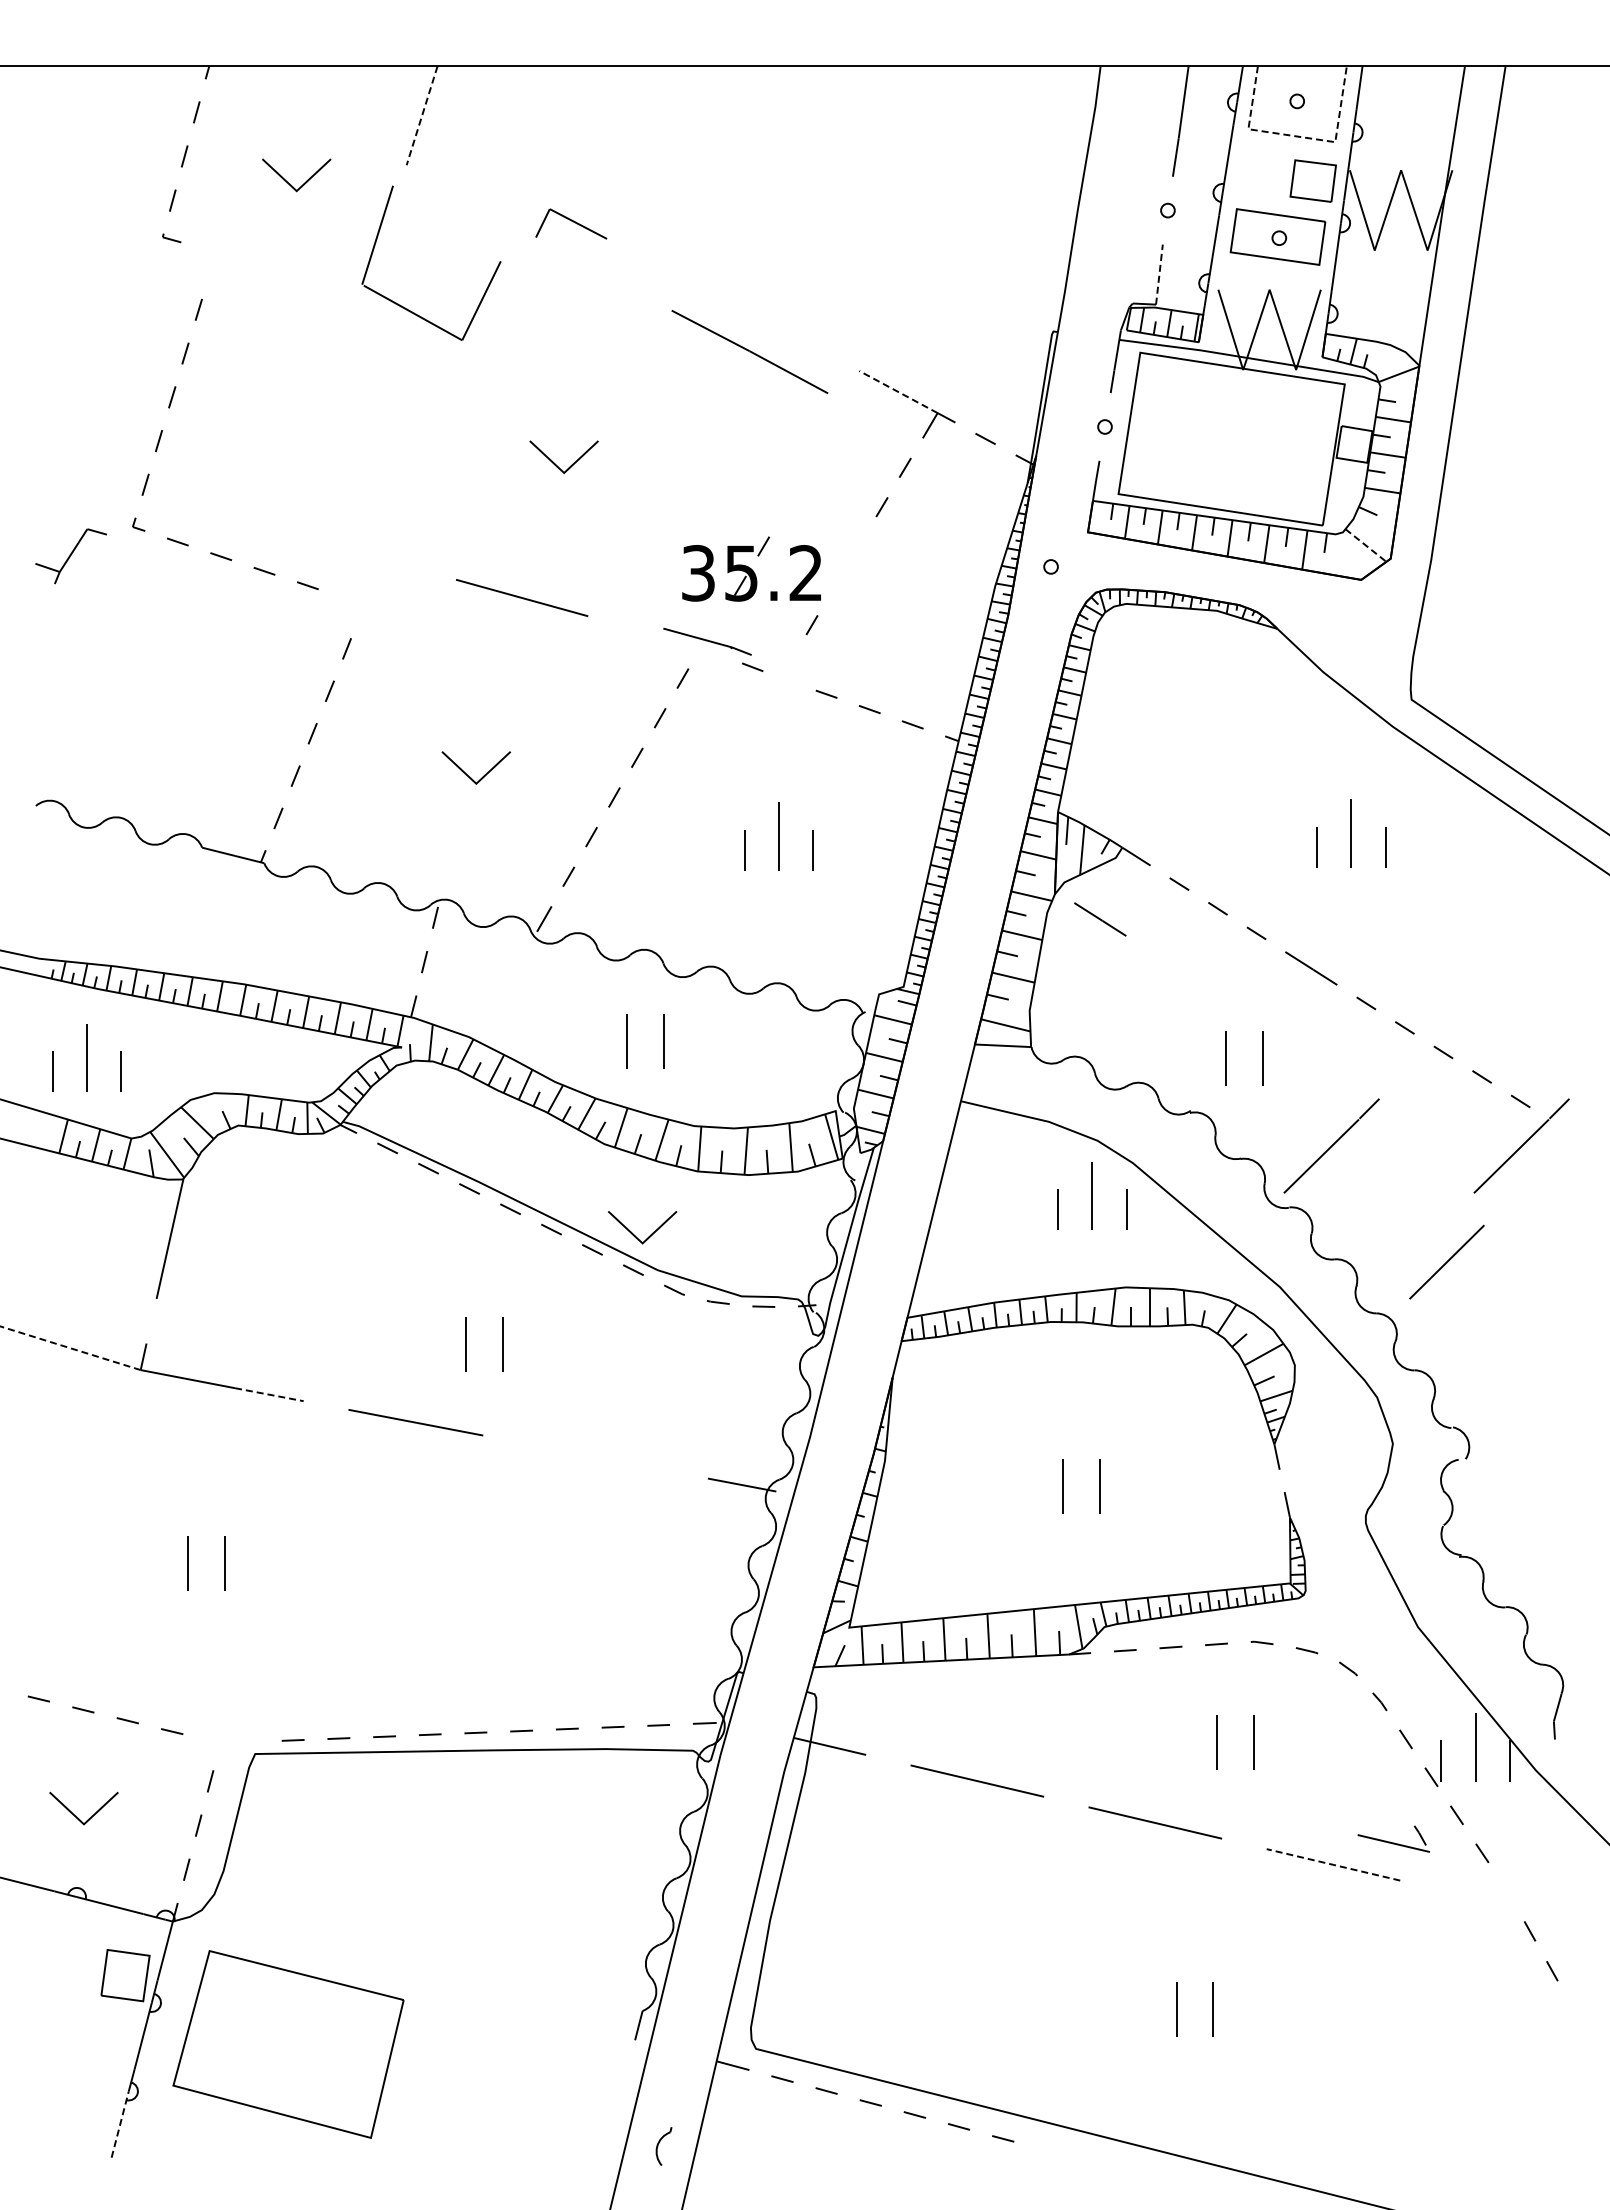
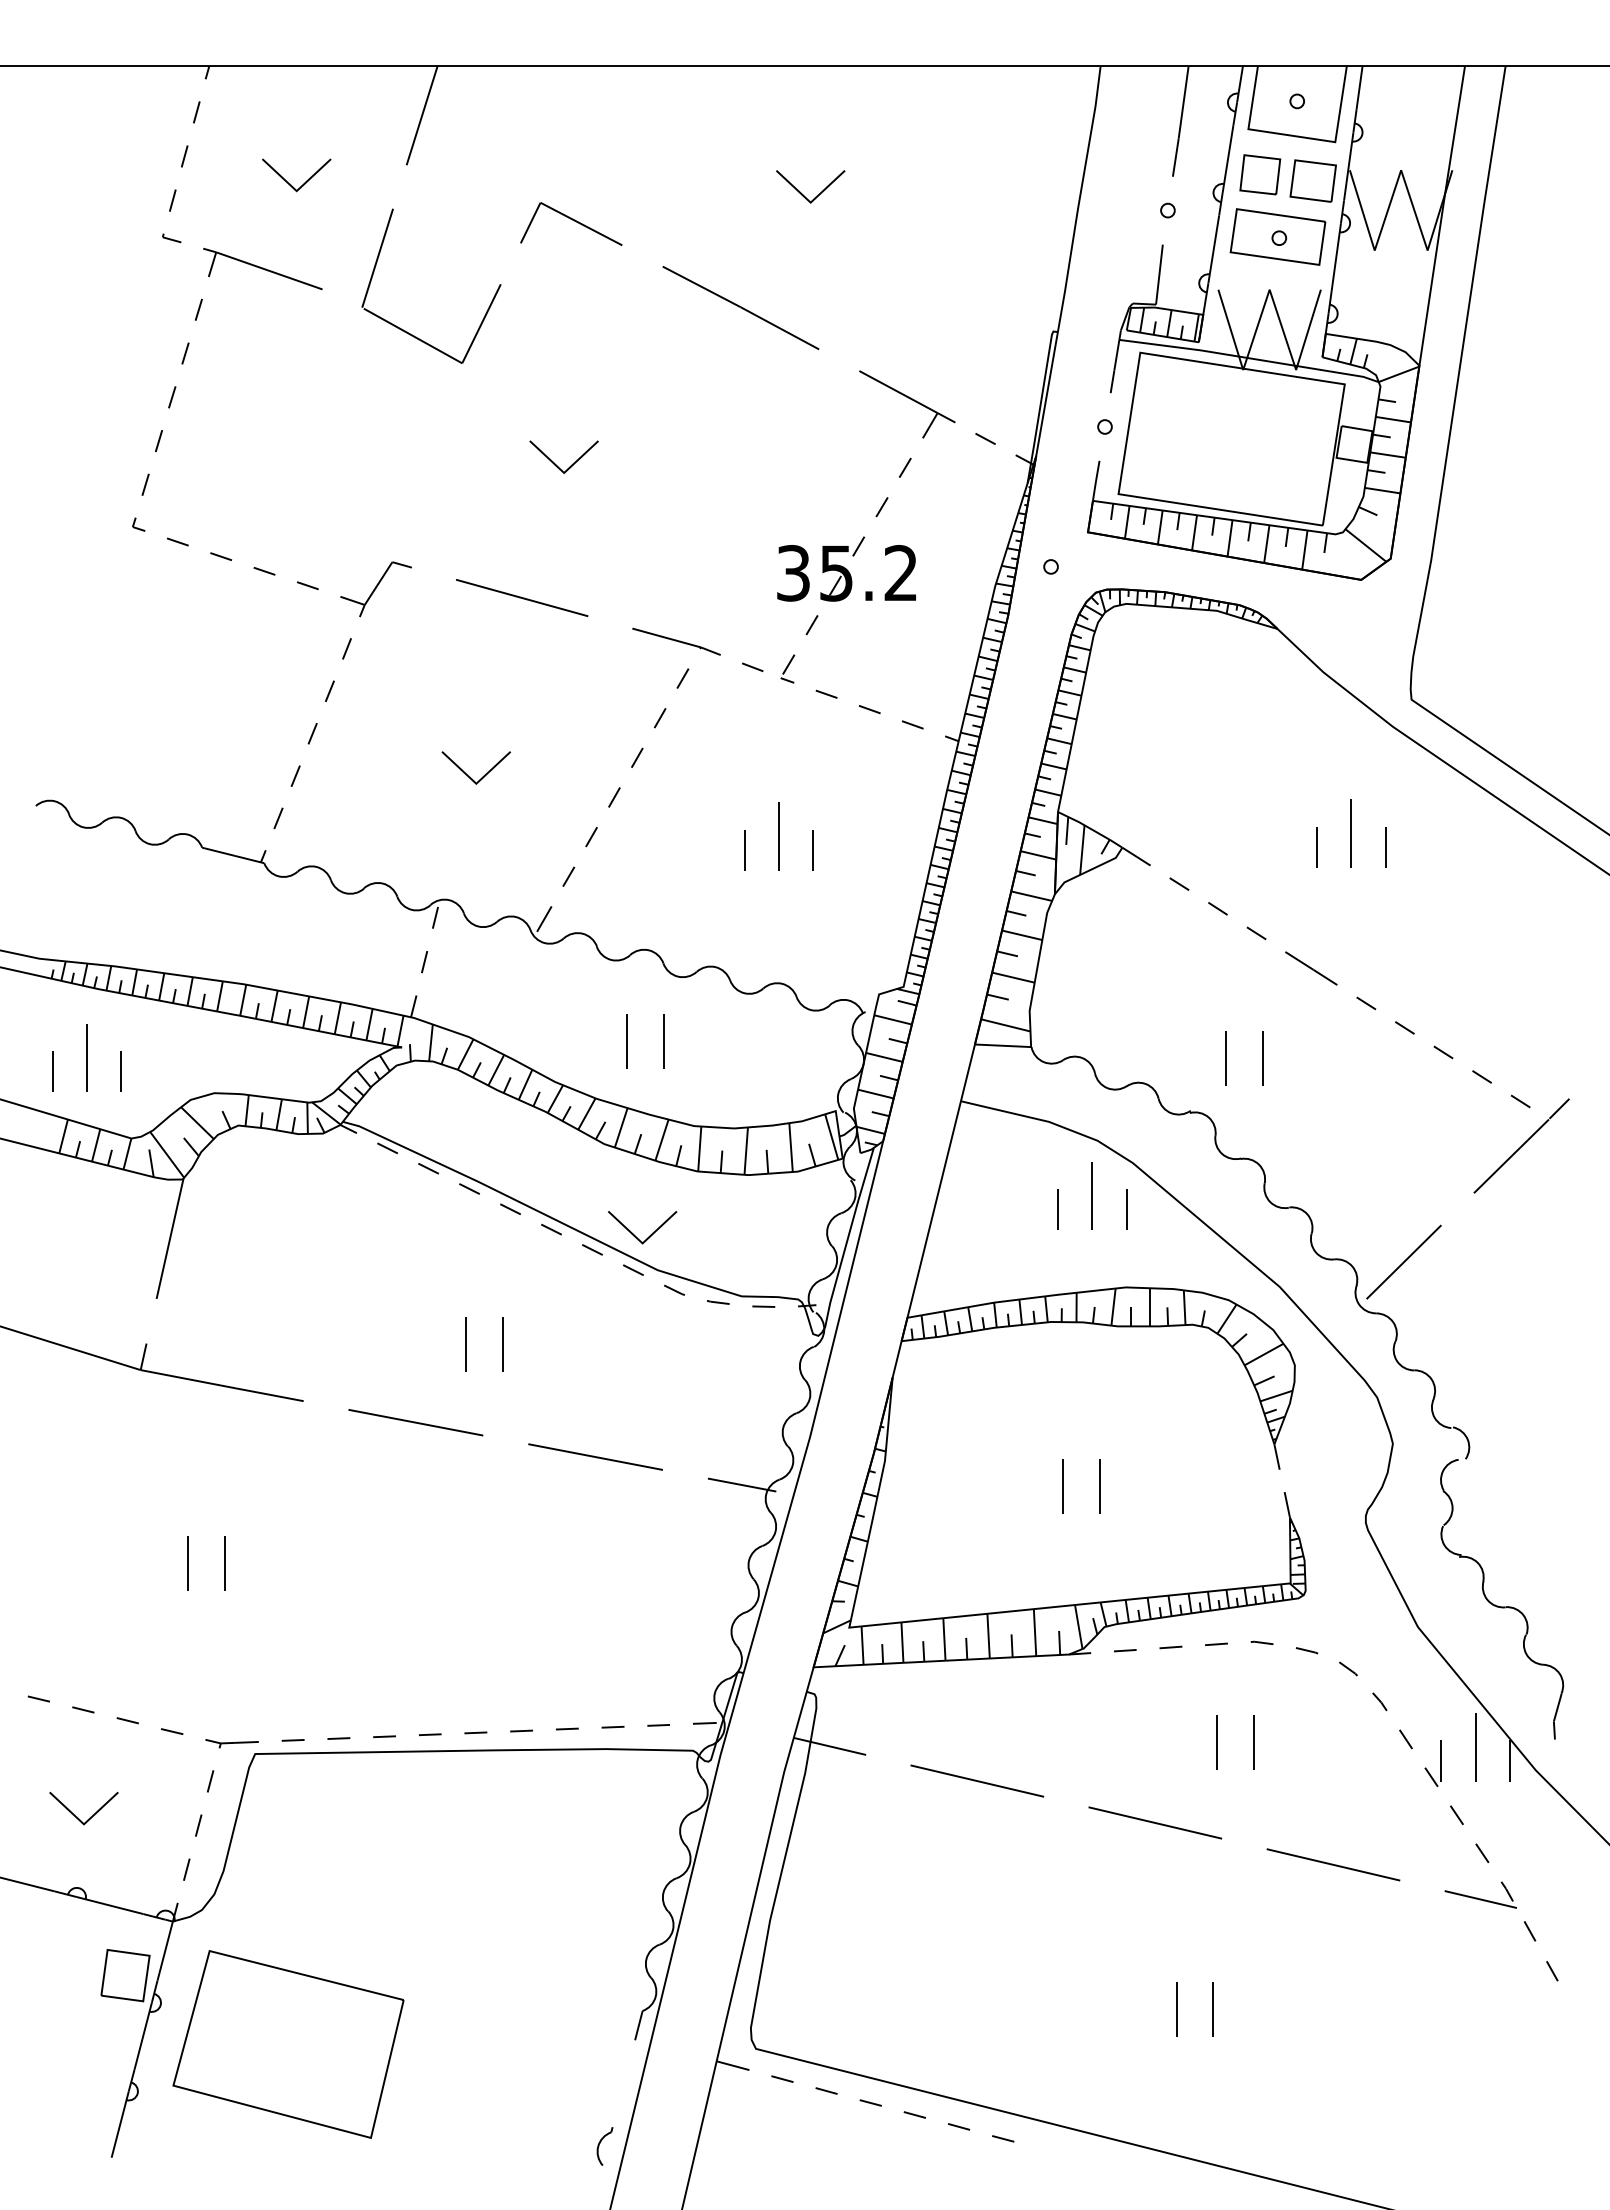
line: dashed -> solid (422, 115)
line: dashed -> solid (1298, 136)
part: none -> present (1260, 174)
part: none -> present (802, 193)
part size: 73x32 px -> 103x44 px (571, 223)
part: none -> present (262, 268)
line: dashed -> solid (1159, 274)
part position: (407, 308) -> (407, 331) (407, 331)
line position: (749, 351) -> (740, 307) (740, 307)
line: dashed -> solid (898, 391)
line: dashed -> solid (1366, 545)
part position: (70, 556) -> (375, 589) (375, 589)
part position: (751, 568) -> (846, 568) (846, 568)
part position: (707, 641) -> (676, 641) (676, 641)
part: none -> present (787, 668)
line: present -> none (1100, 919)
line: present -> none (1331, 1145)
line position: (1446, 1261) -> (1403, 1261) (1403, 1261)
line: dashed -> solid (70, 1348)
line: dashed -> solid (269, 1394)
line: none -> present (595, 1456)
part: none -> present (231, 1743)
part position: (1393, 1838) -> (1480, 1894) (1480, 1894)
line: dashed -> solid (1333, 1864)
line: dashed -> solid (120, 2124)
part position: (663, 2146) -> (604, 2146) (604, 2146)
